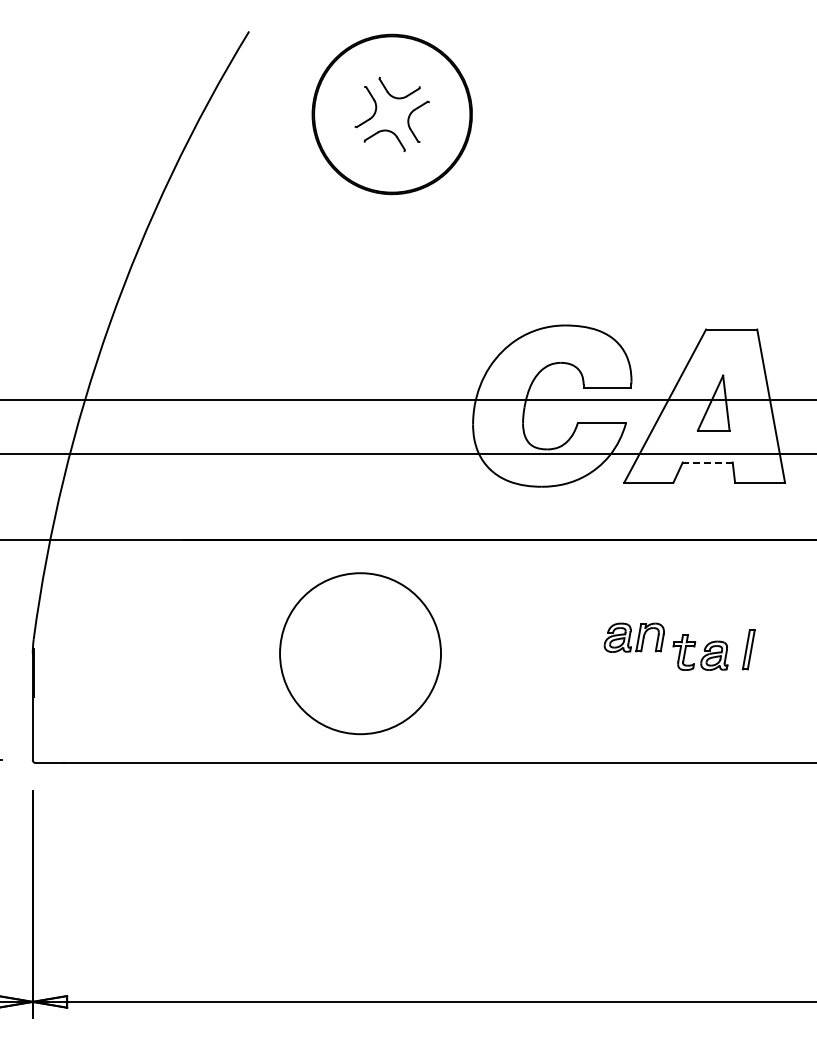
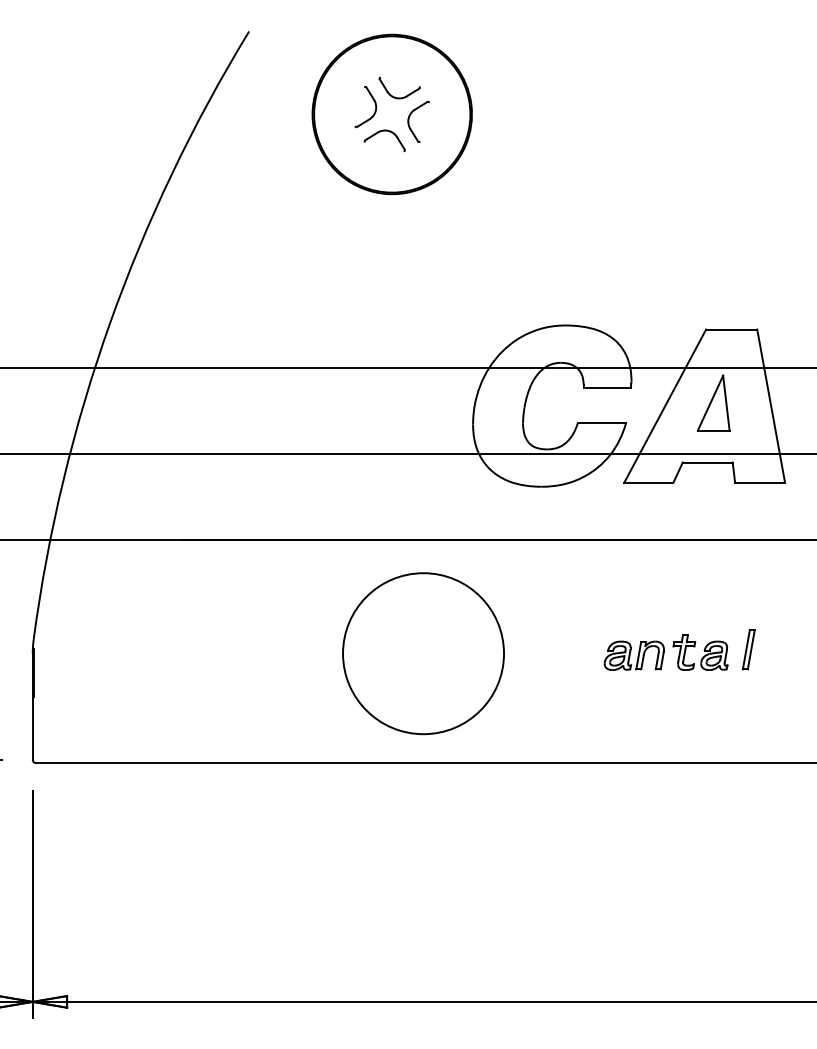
line position: (407, 399) -> (407, 367) (407, 367)
line: dashed -> solid (707, 462)
part position: (633, 637) -> (633, 655) (633, 655)
circle position: (360, 653) -> (423, 653) (423, 653)
